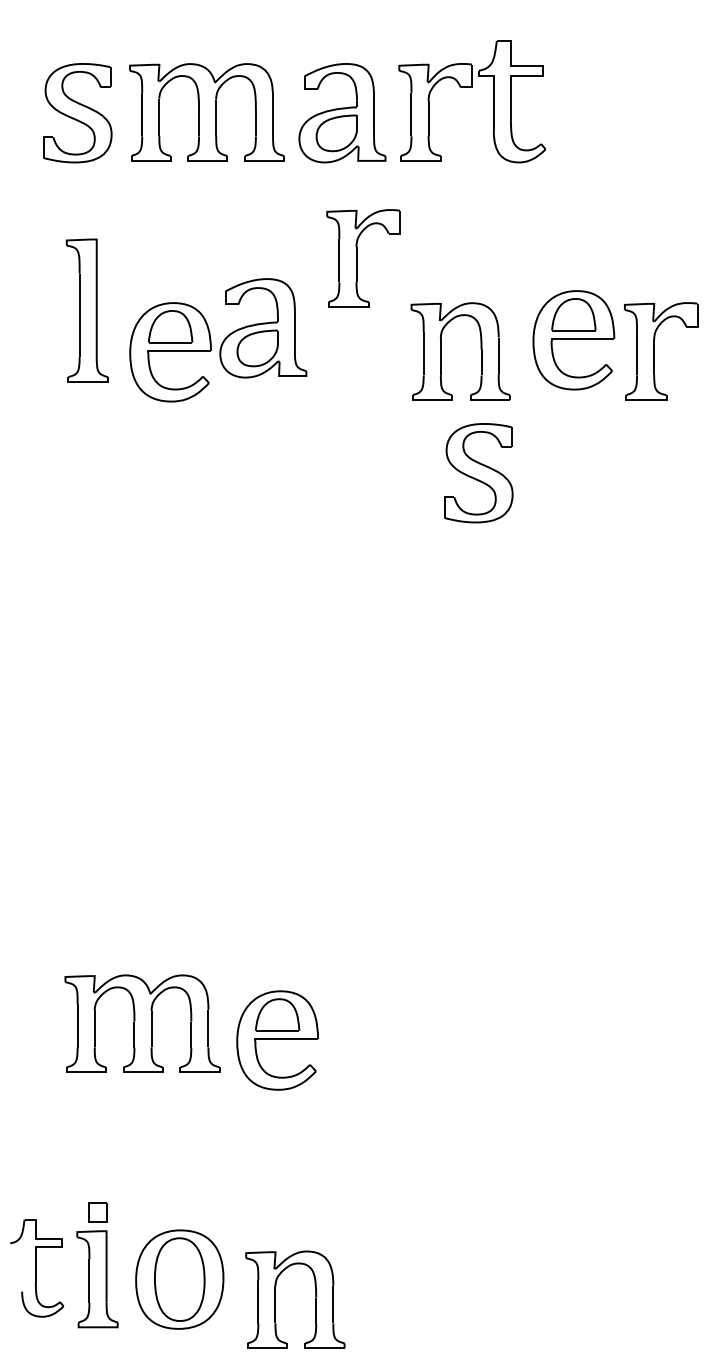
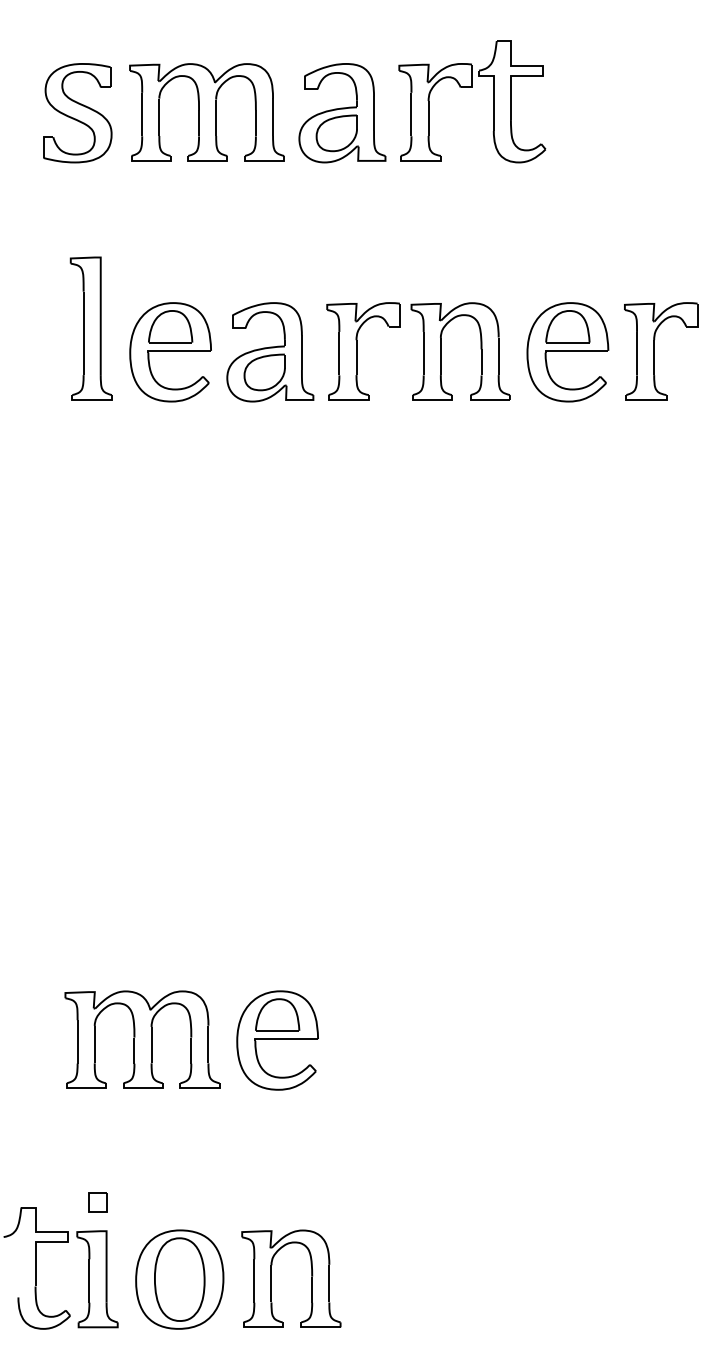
part position: (363, 258) -> (363, 351) (363, 351)
part position: (86, 310) -> (90, 328) (90, 328)
part position: (263, 328) -> (270, 352) (270, 352)
part position: (573, 340) -> (567, 352) (567, 352)
part: present -> none (478, 473)
part position: (142, 1023) -> (142, 1039) (142, 1039)
part position: (97, 1212) -> (97, 1202) (97, 1202)
part size: 55x99 px -> 68x123 px (36, 1268)
part position: (275, 1299) -> (271, 1278) (271, 1278)
